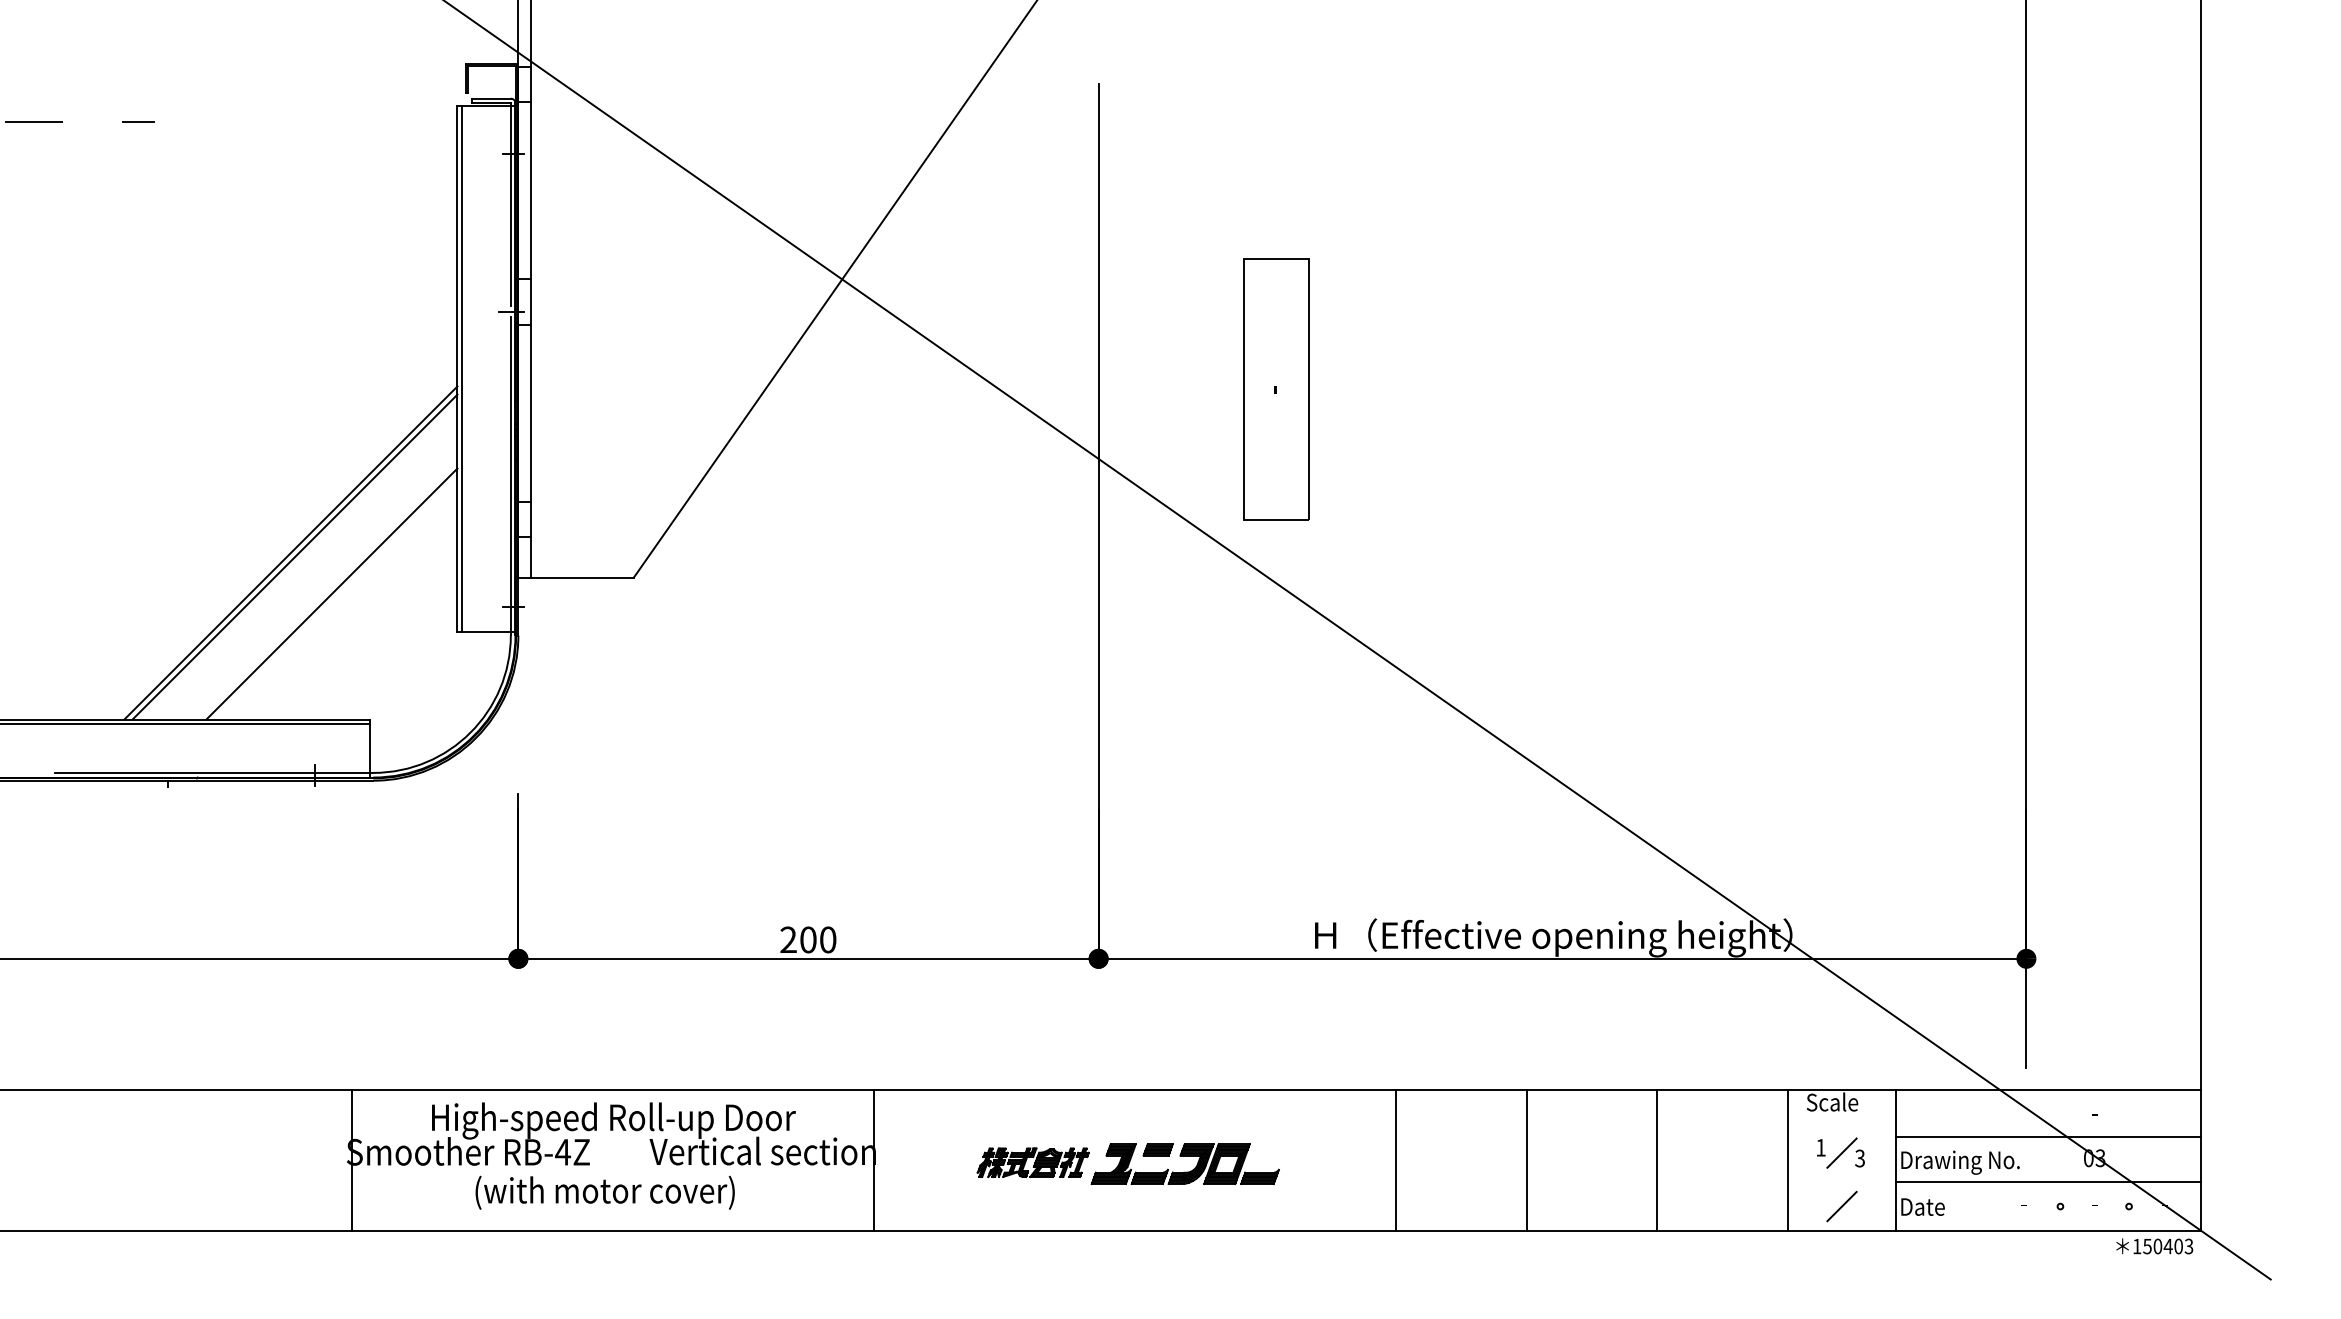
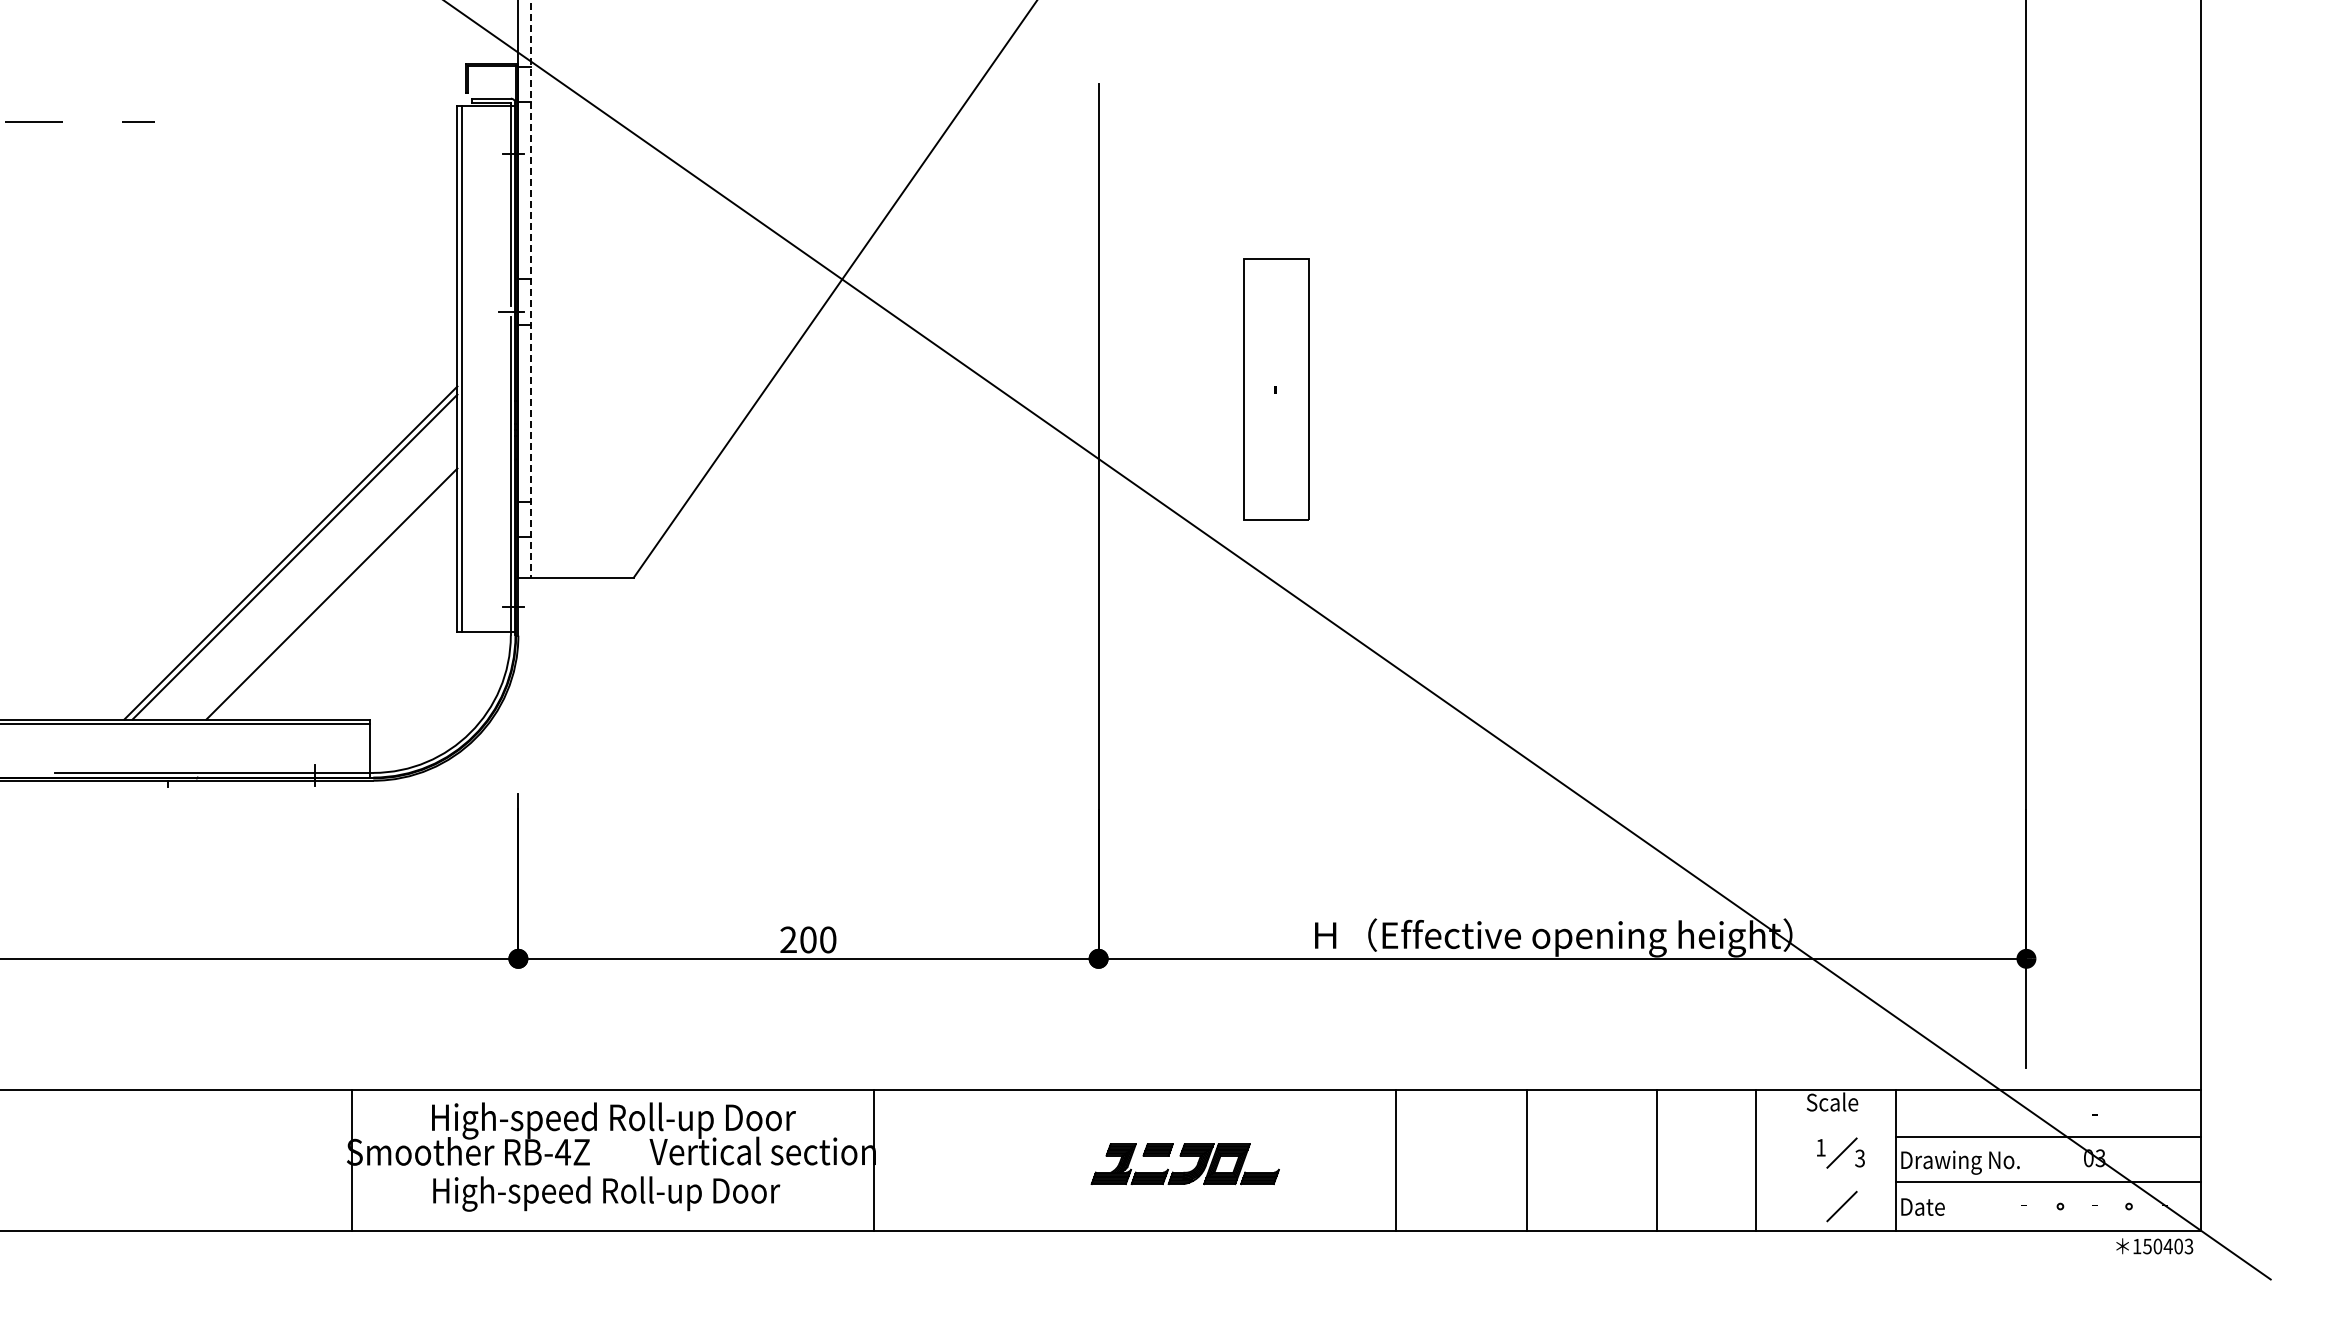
line: solid -> dashed (530, 289)
line position: (1787, 1160) -> (1755, 1160) (1755, 1160)
part: present -> none (1032, 1162)
text: (with motor cover) -> High-speed Roll-up Door (606, 1193)
